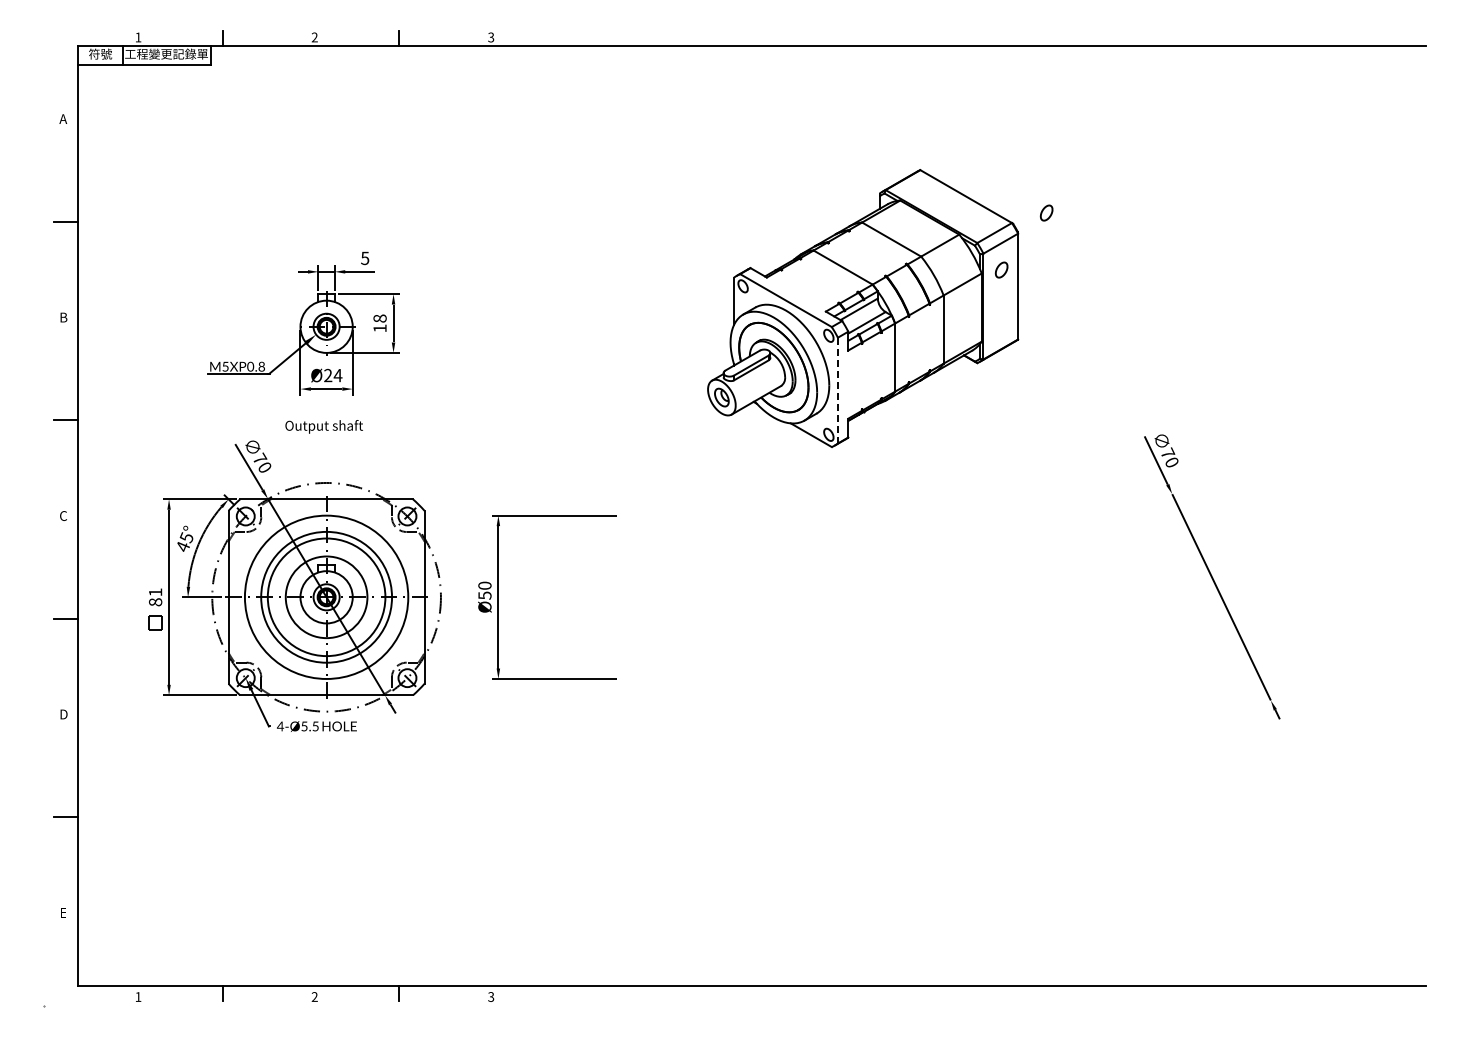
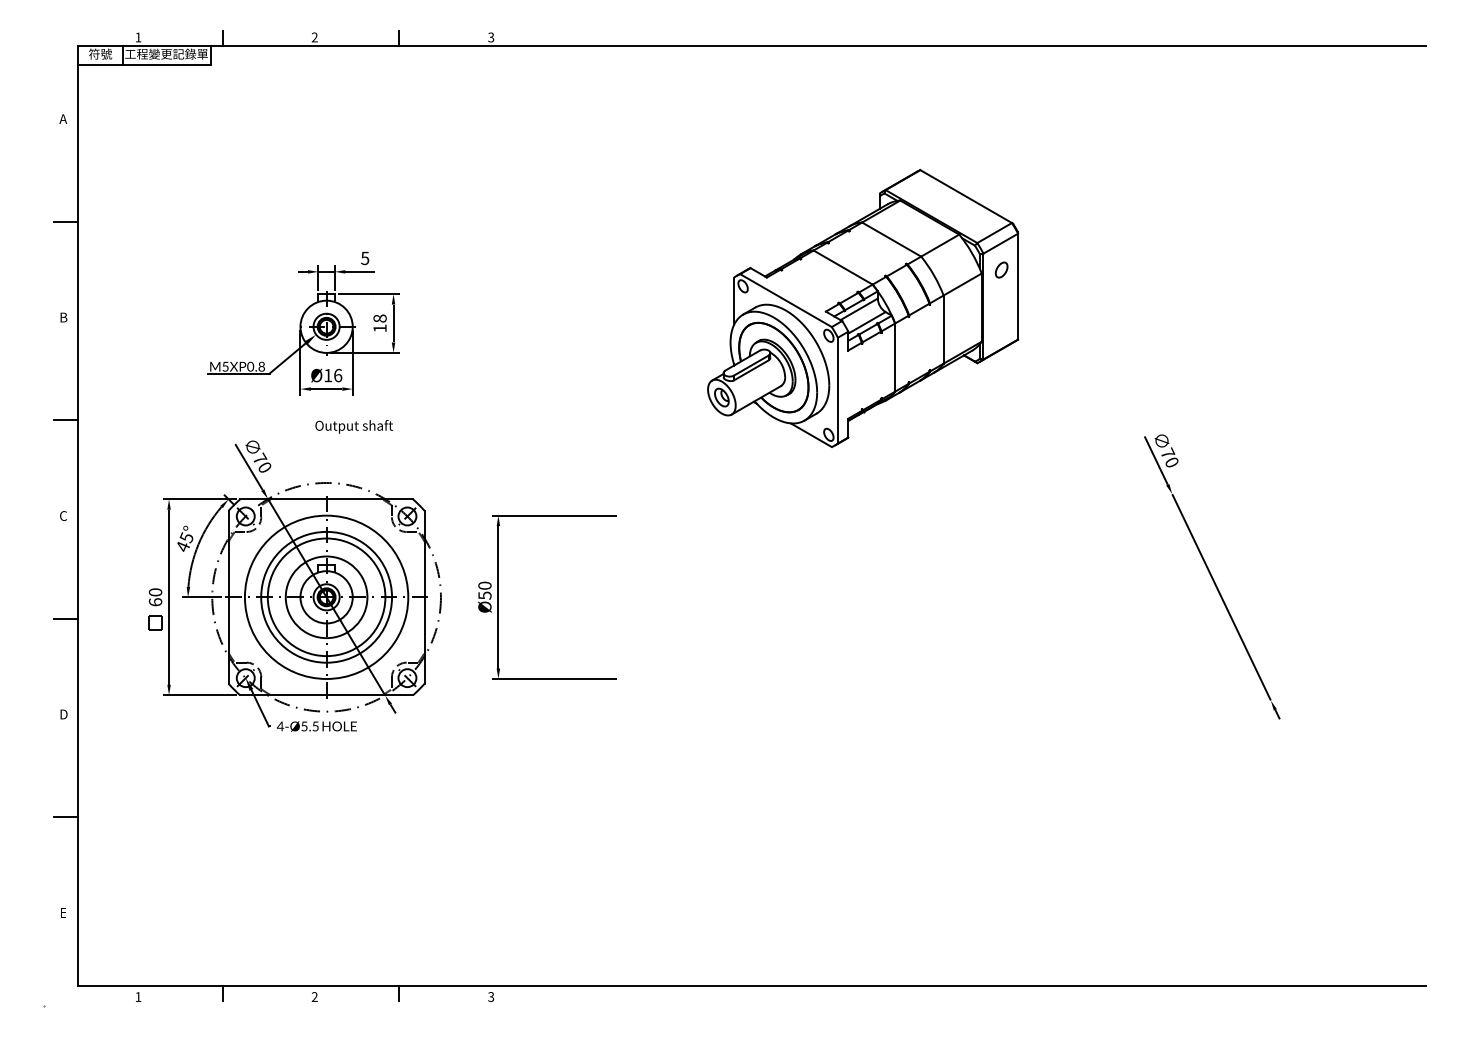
part: present -> none (1046, 212)
text: Ø24 -> Ø16 (333, 375)
line: dashed -> solid (837, 390)
text position: (323, 426) -> (353, 426) (353, 426)
text: 81 -> 60 (155, 597)
